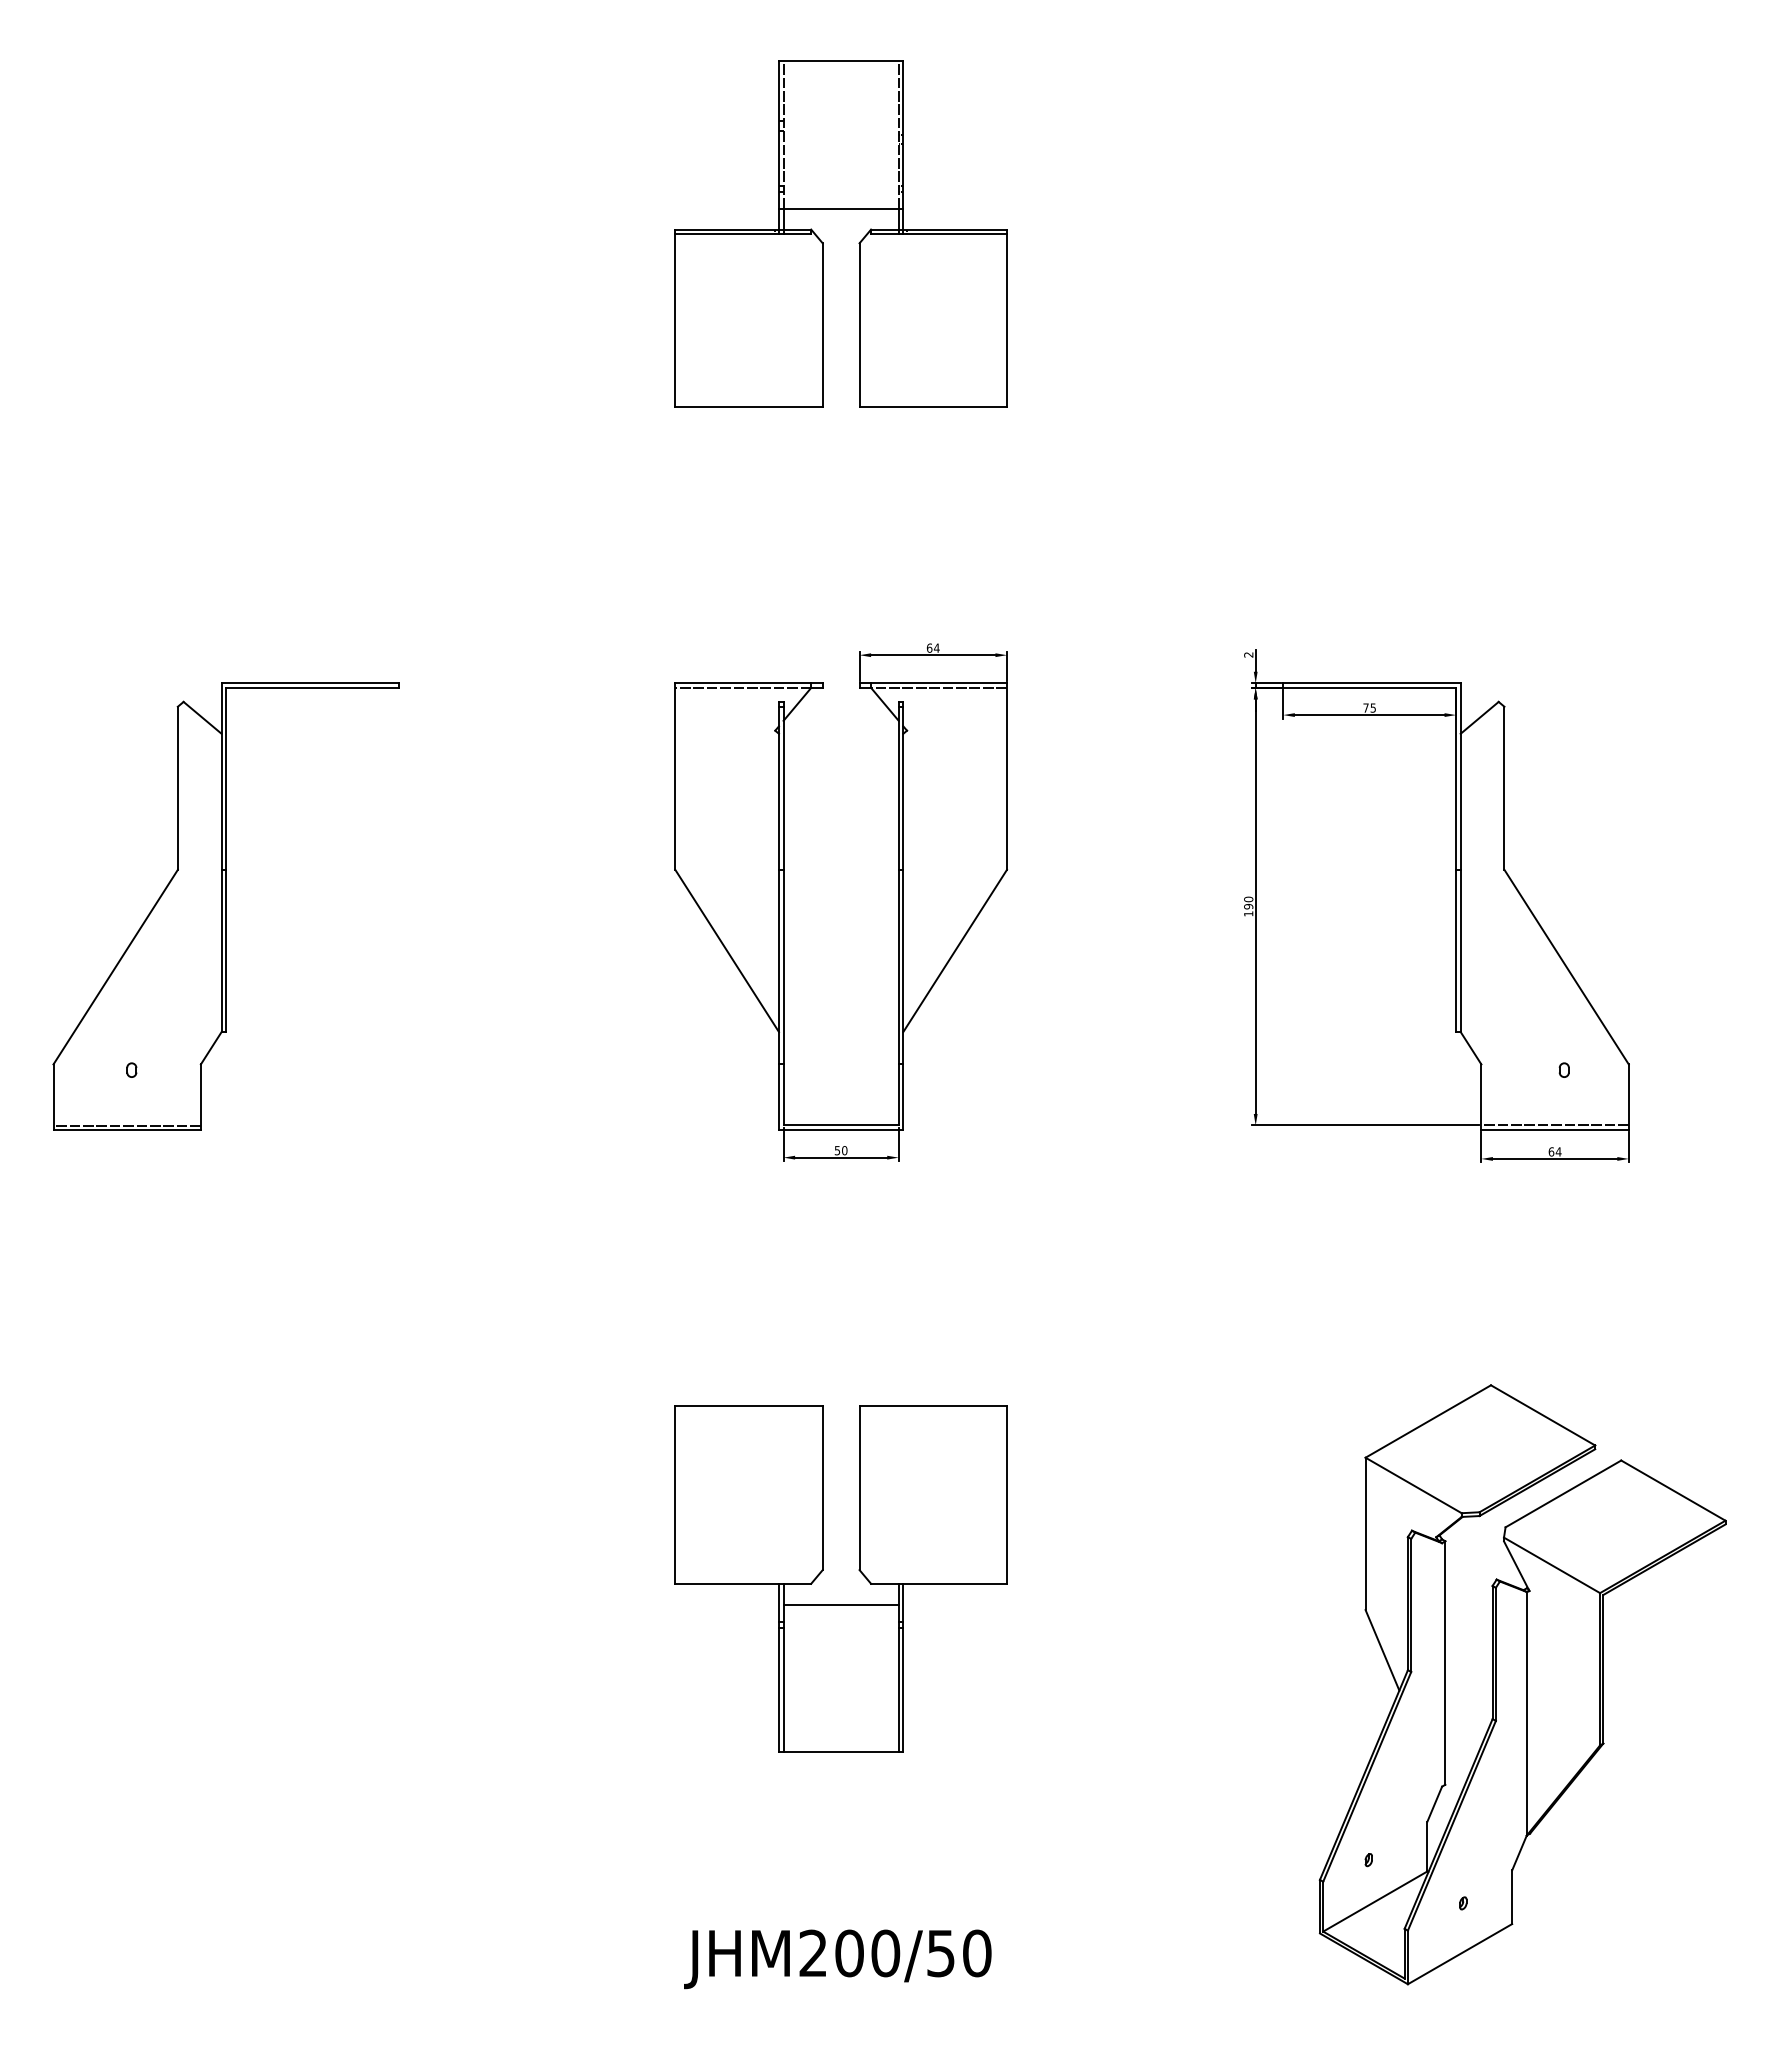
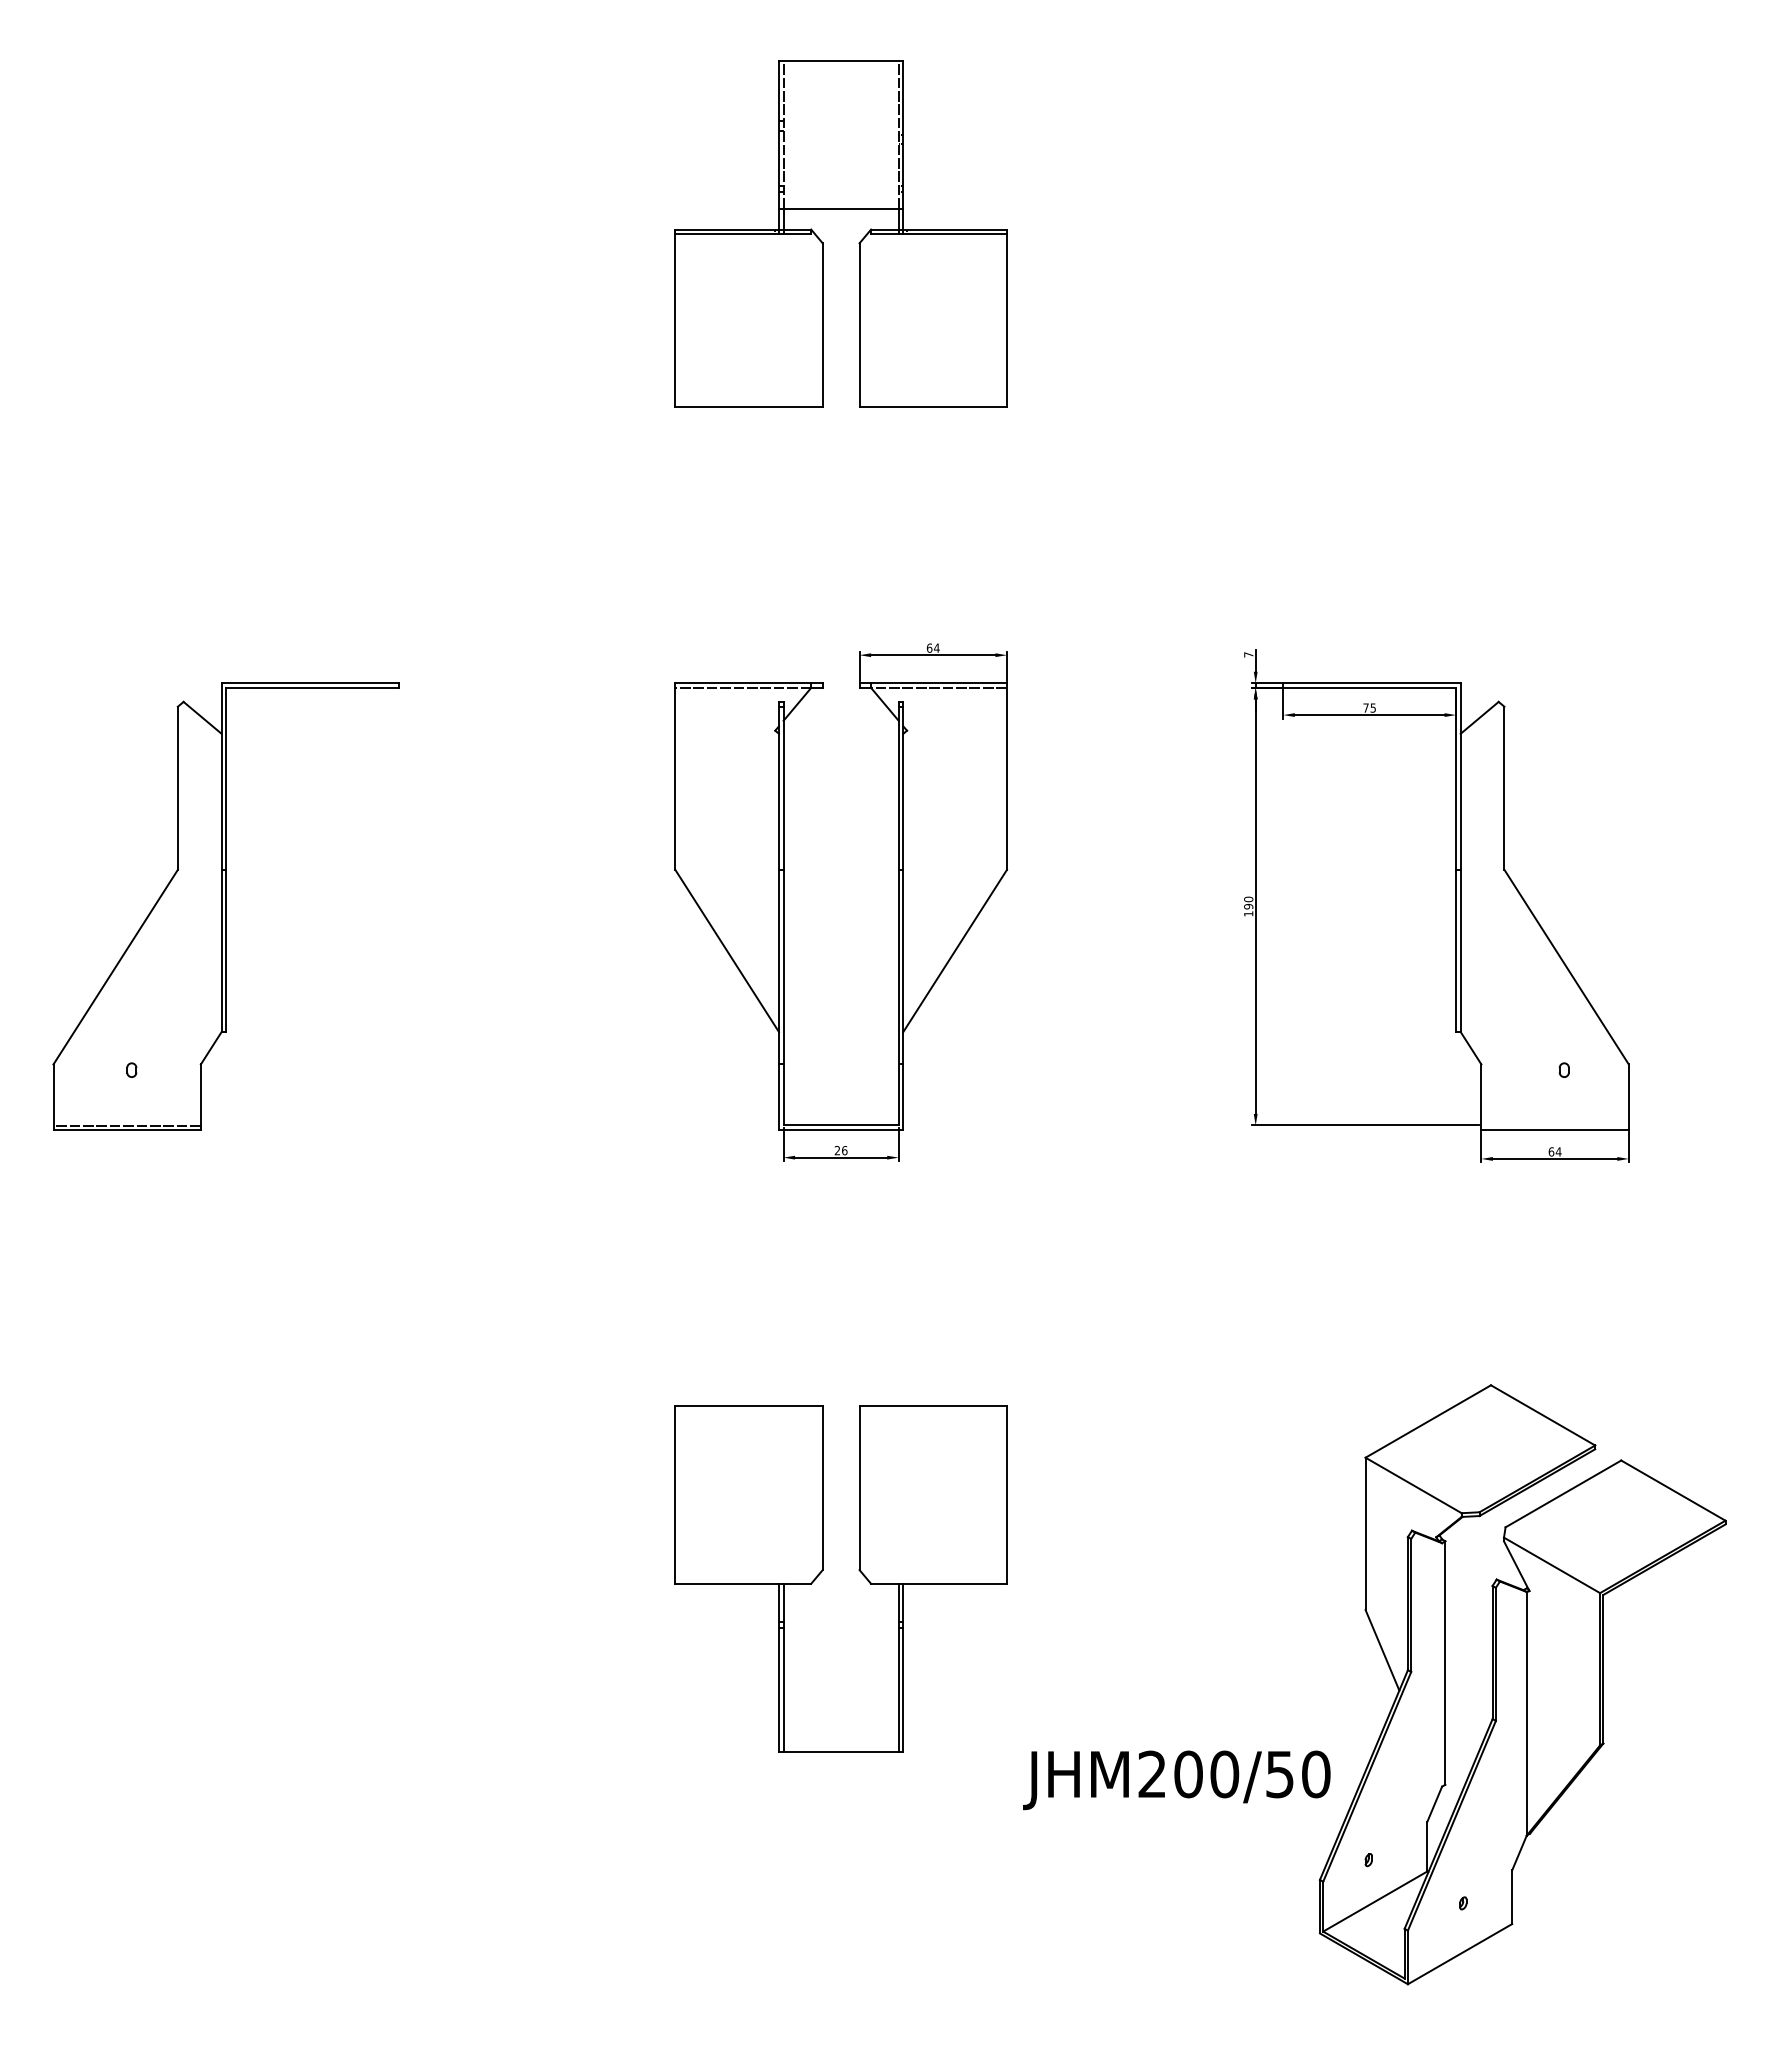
text: 2 -> 7 (1248, 654)
line: present -> none (1554, 1125)
text: 50 -> 26 (840, 1150)
line: present -> none (840, 1604)
text position: (837, 1959) -> (1176, 1780) (1176, 1780)
